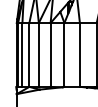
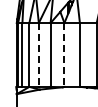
line: solid -> dashed (38, 54)
line: solid -> dashed (64, 54)
